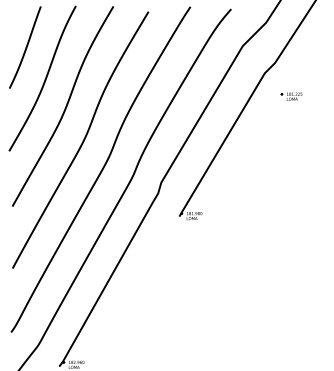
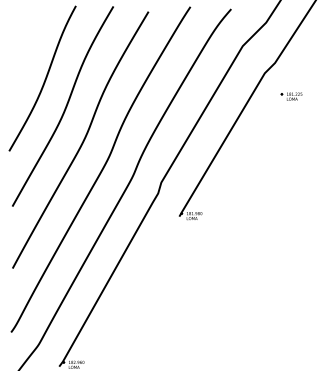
curve: present -> none (25, 47)
